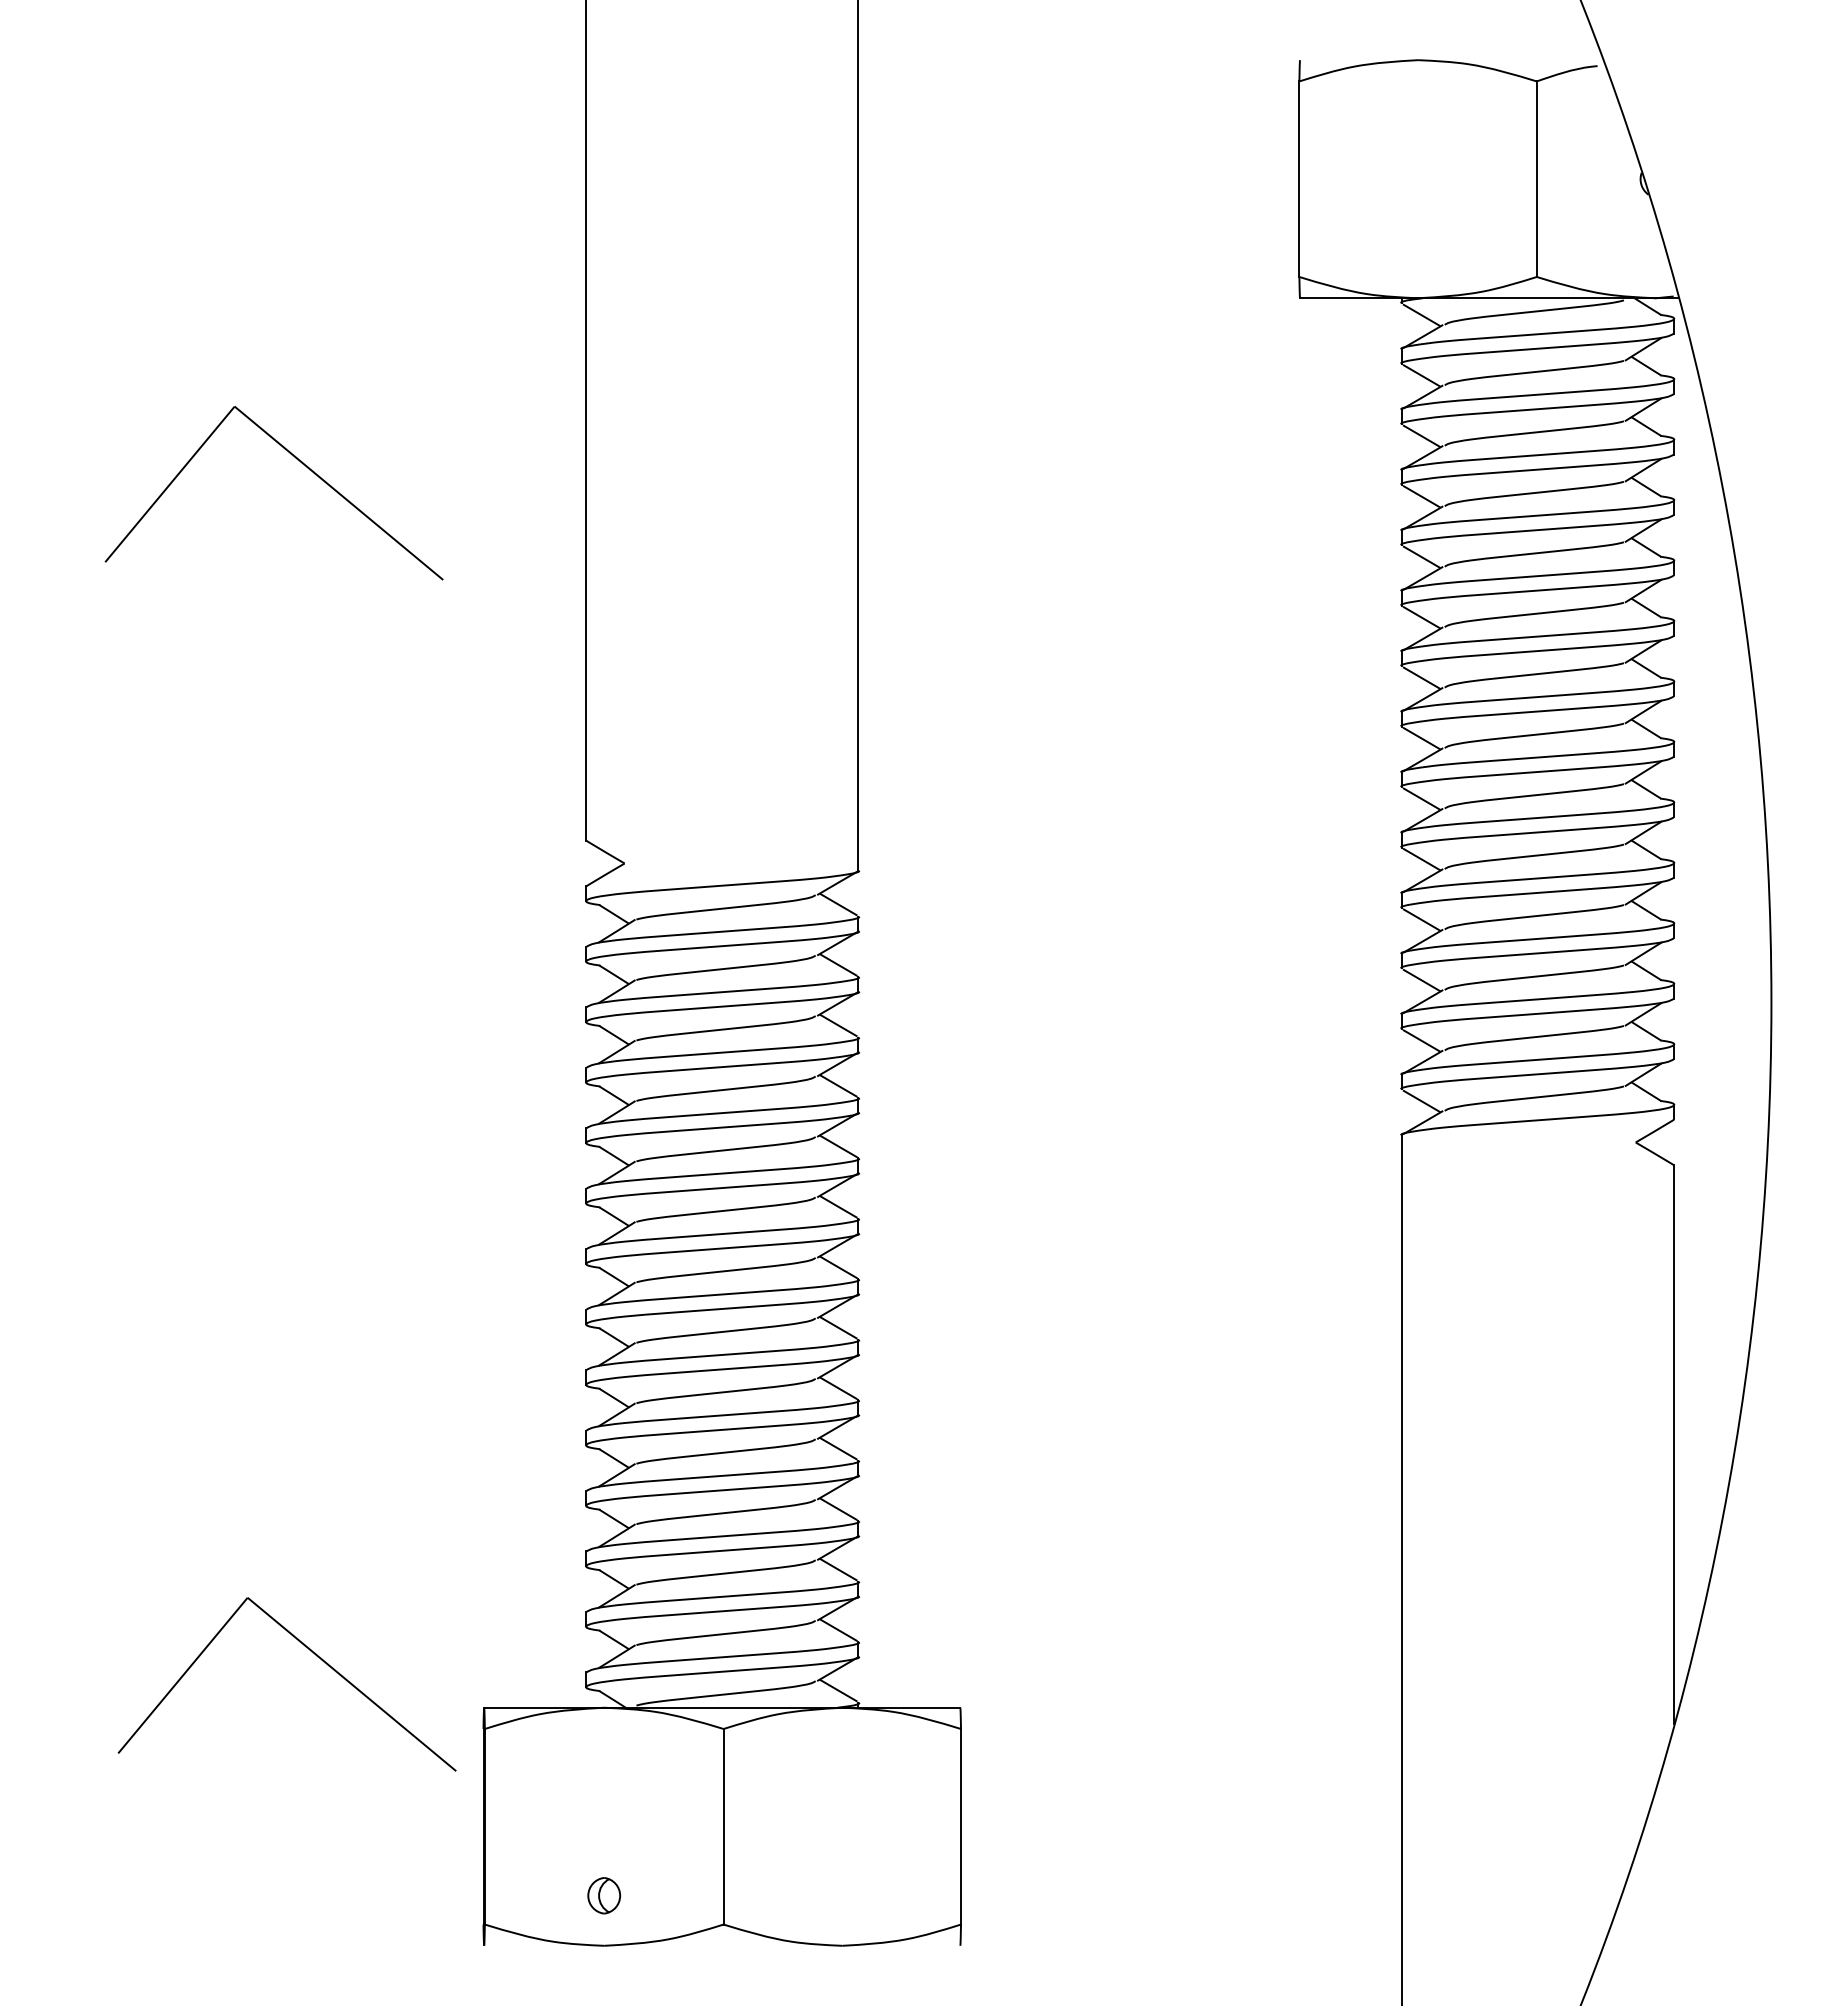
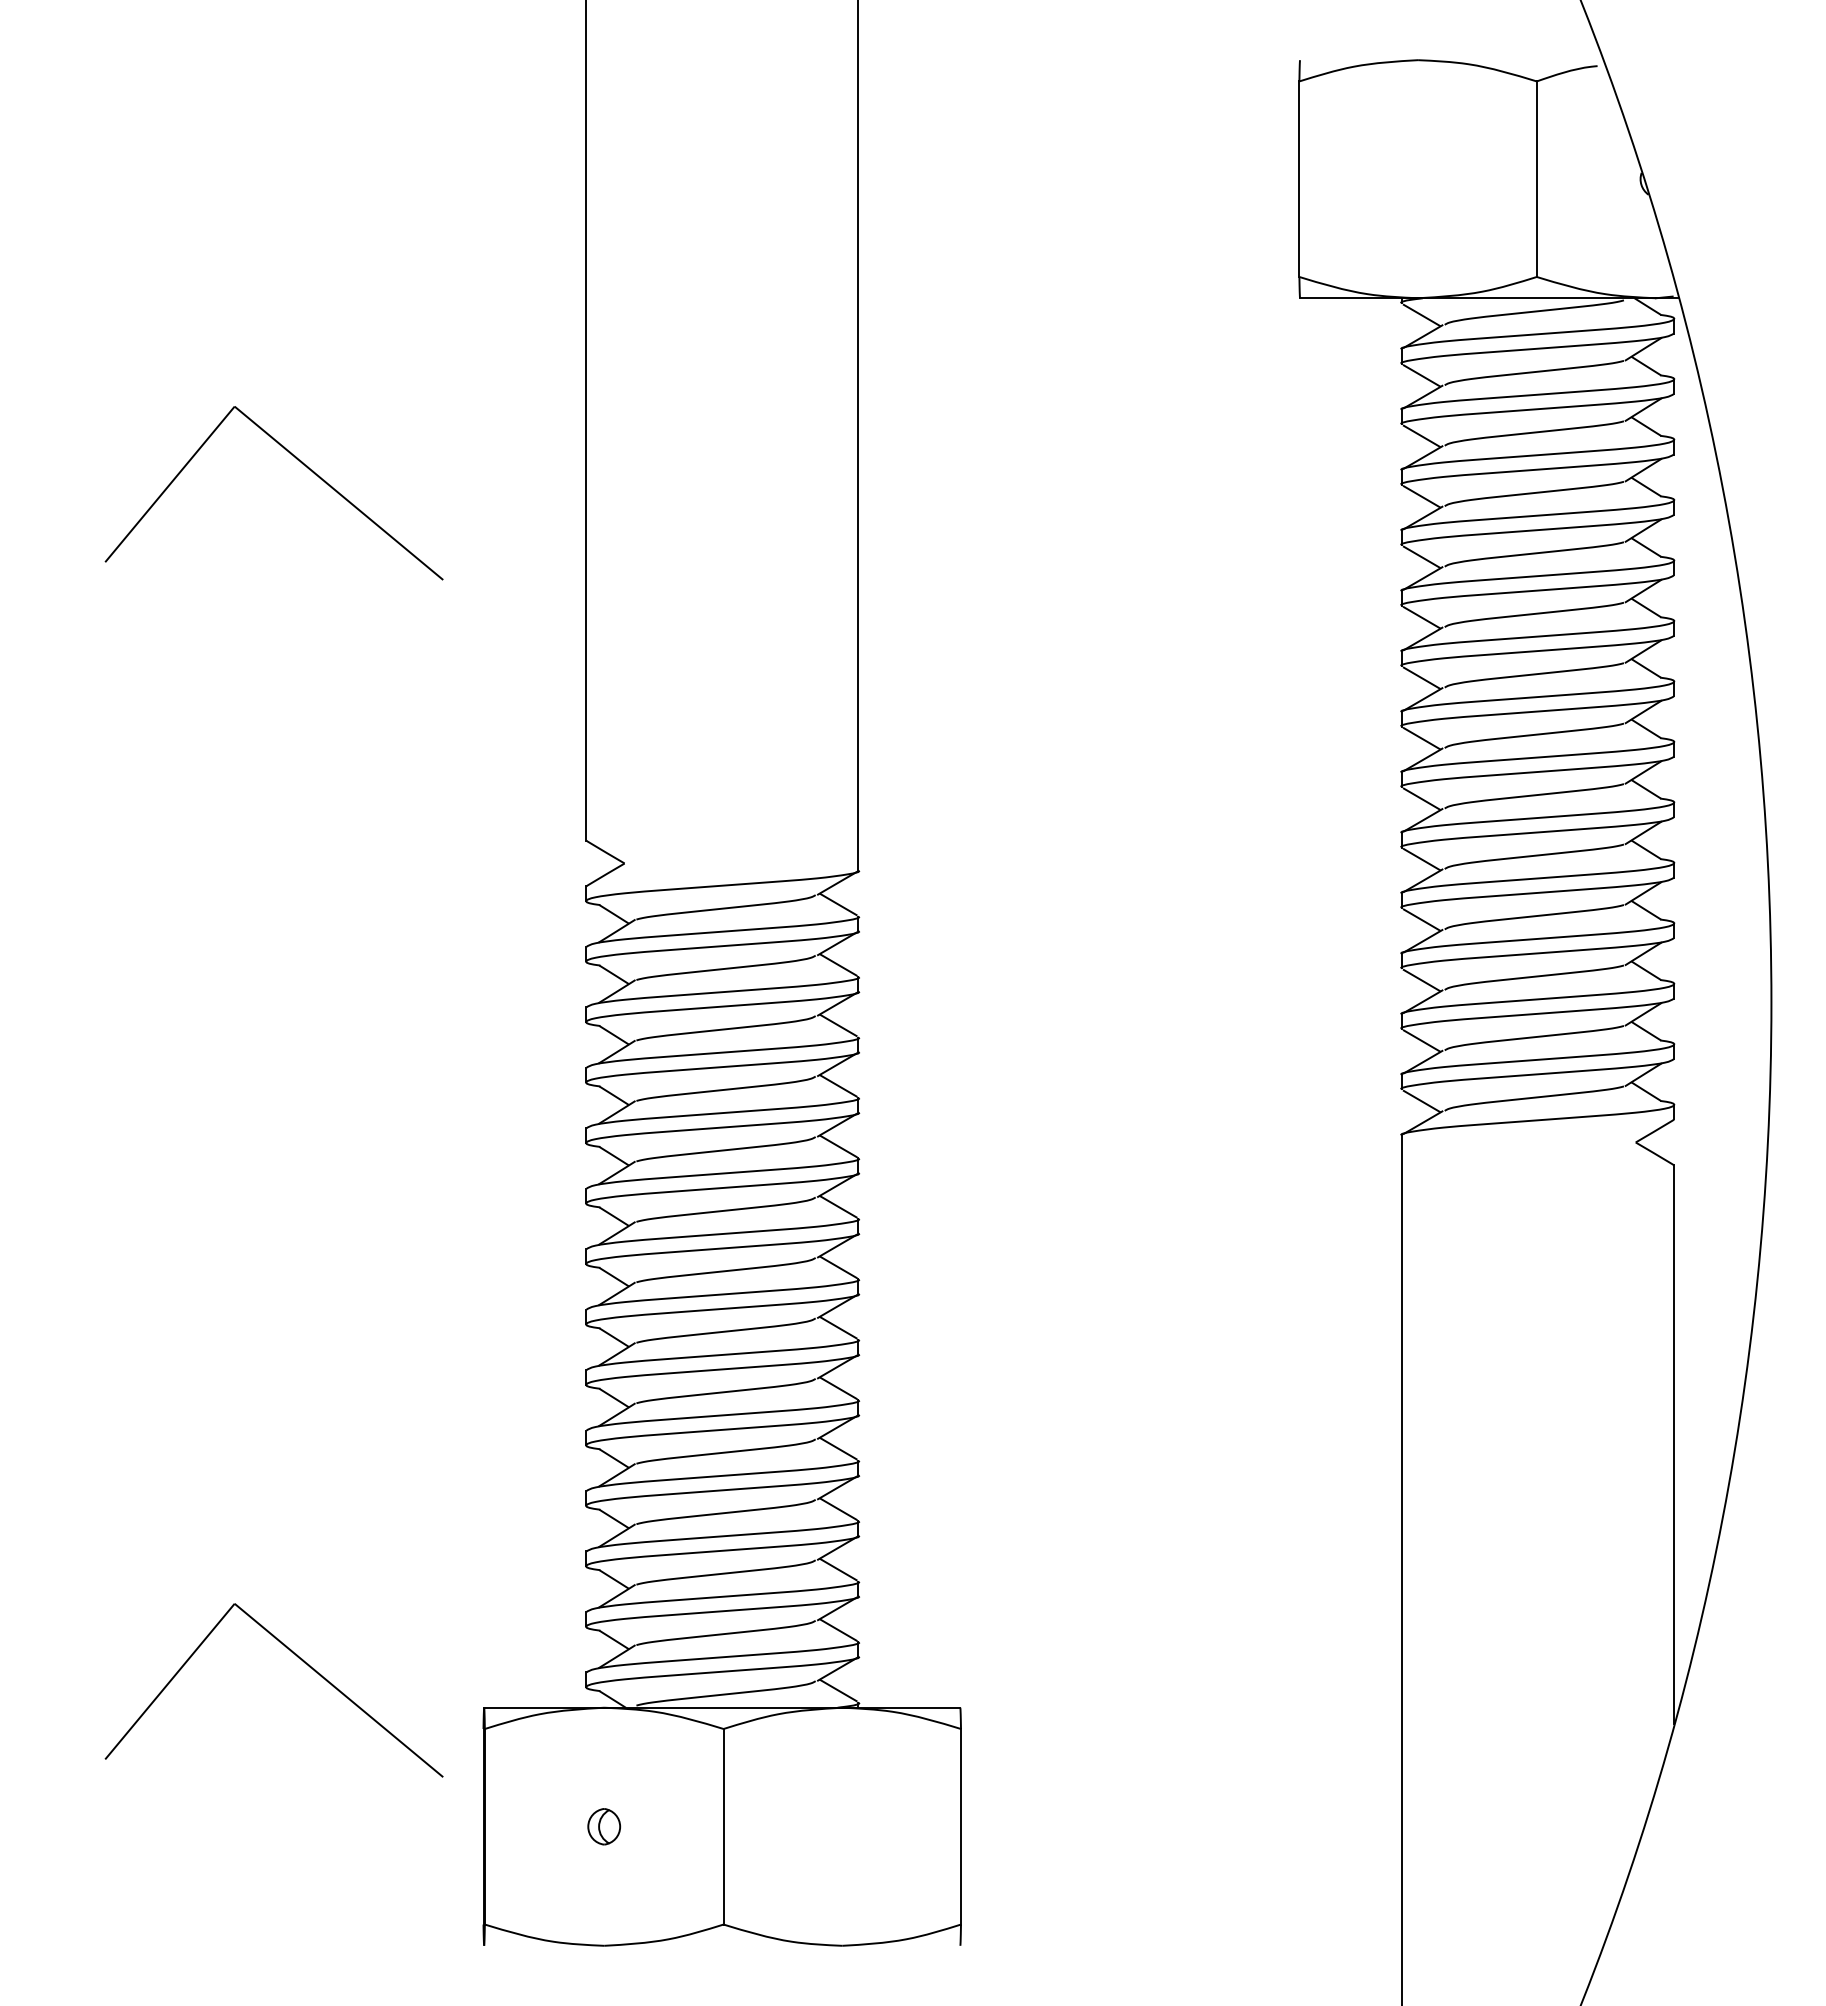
part position: (311, 1652) -> (298, 1658) (298, 1658)
part position: (604, 1895) -> (604, 1826) (604, 1826)
